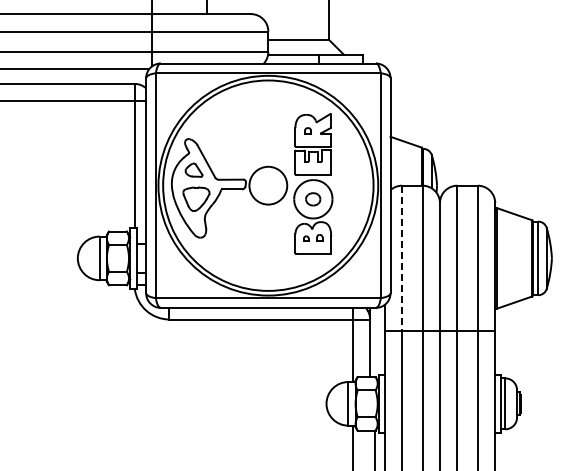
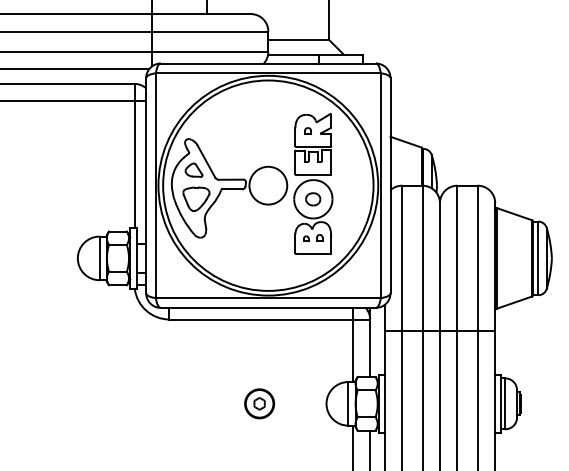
line: dashed -> solid (402, 258)
part: none -> present (259, 403)
line position: (375, 448) -> (370, 448) (370, 448)
